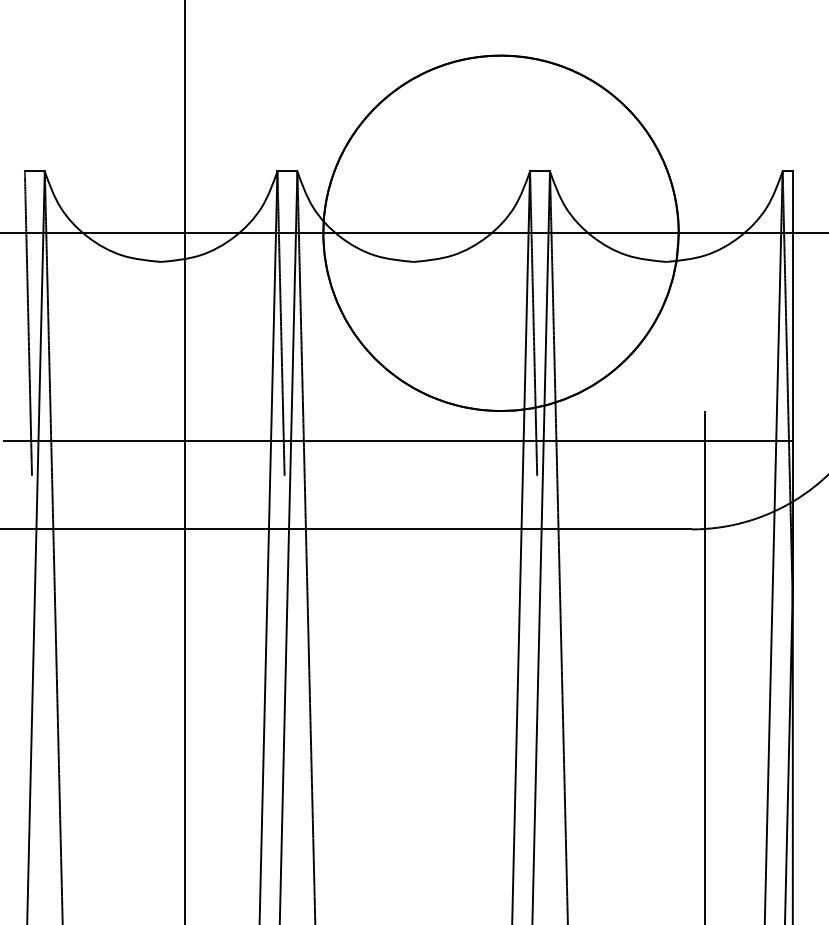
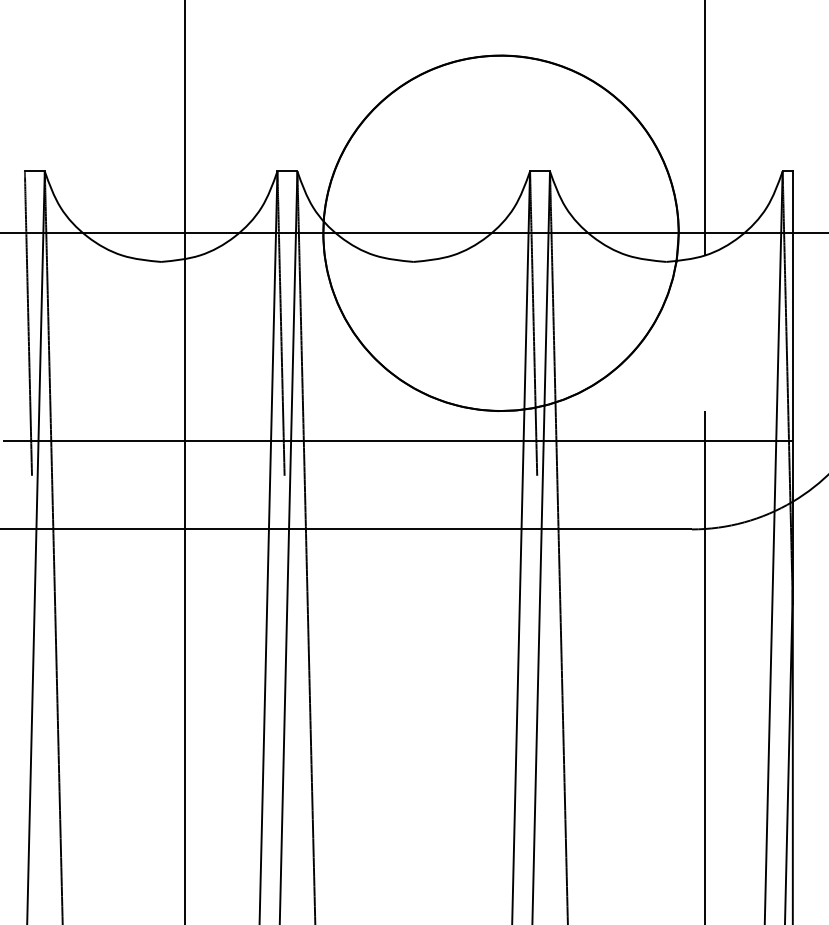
line: none -> present (705, 128)
